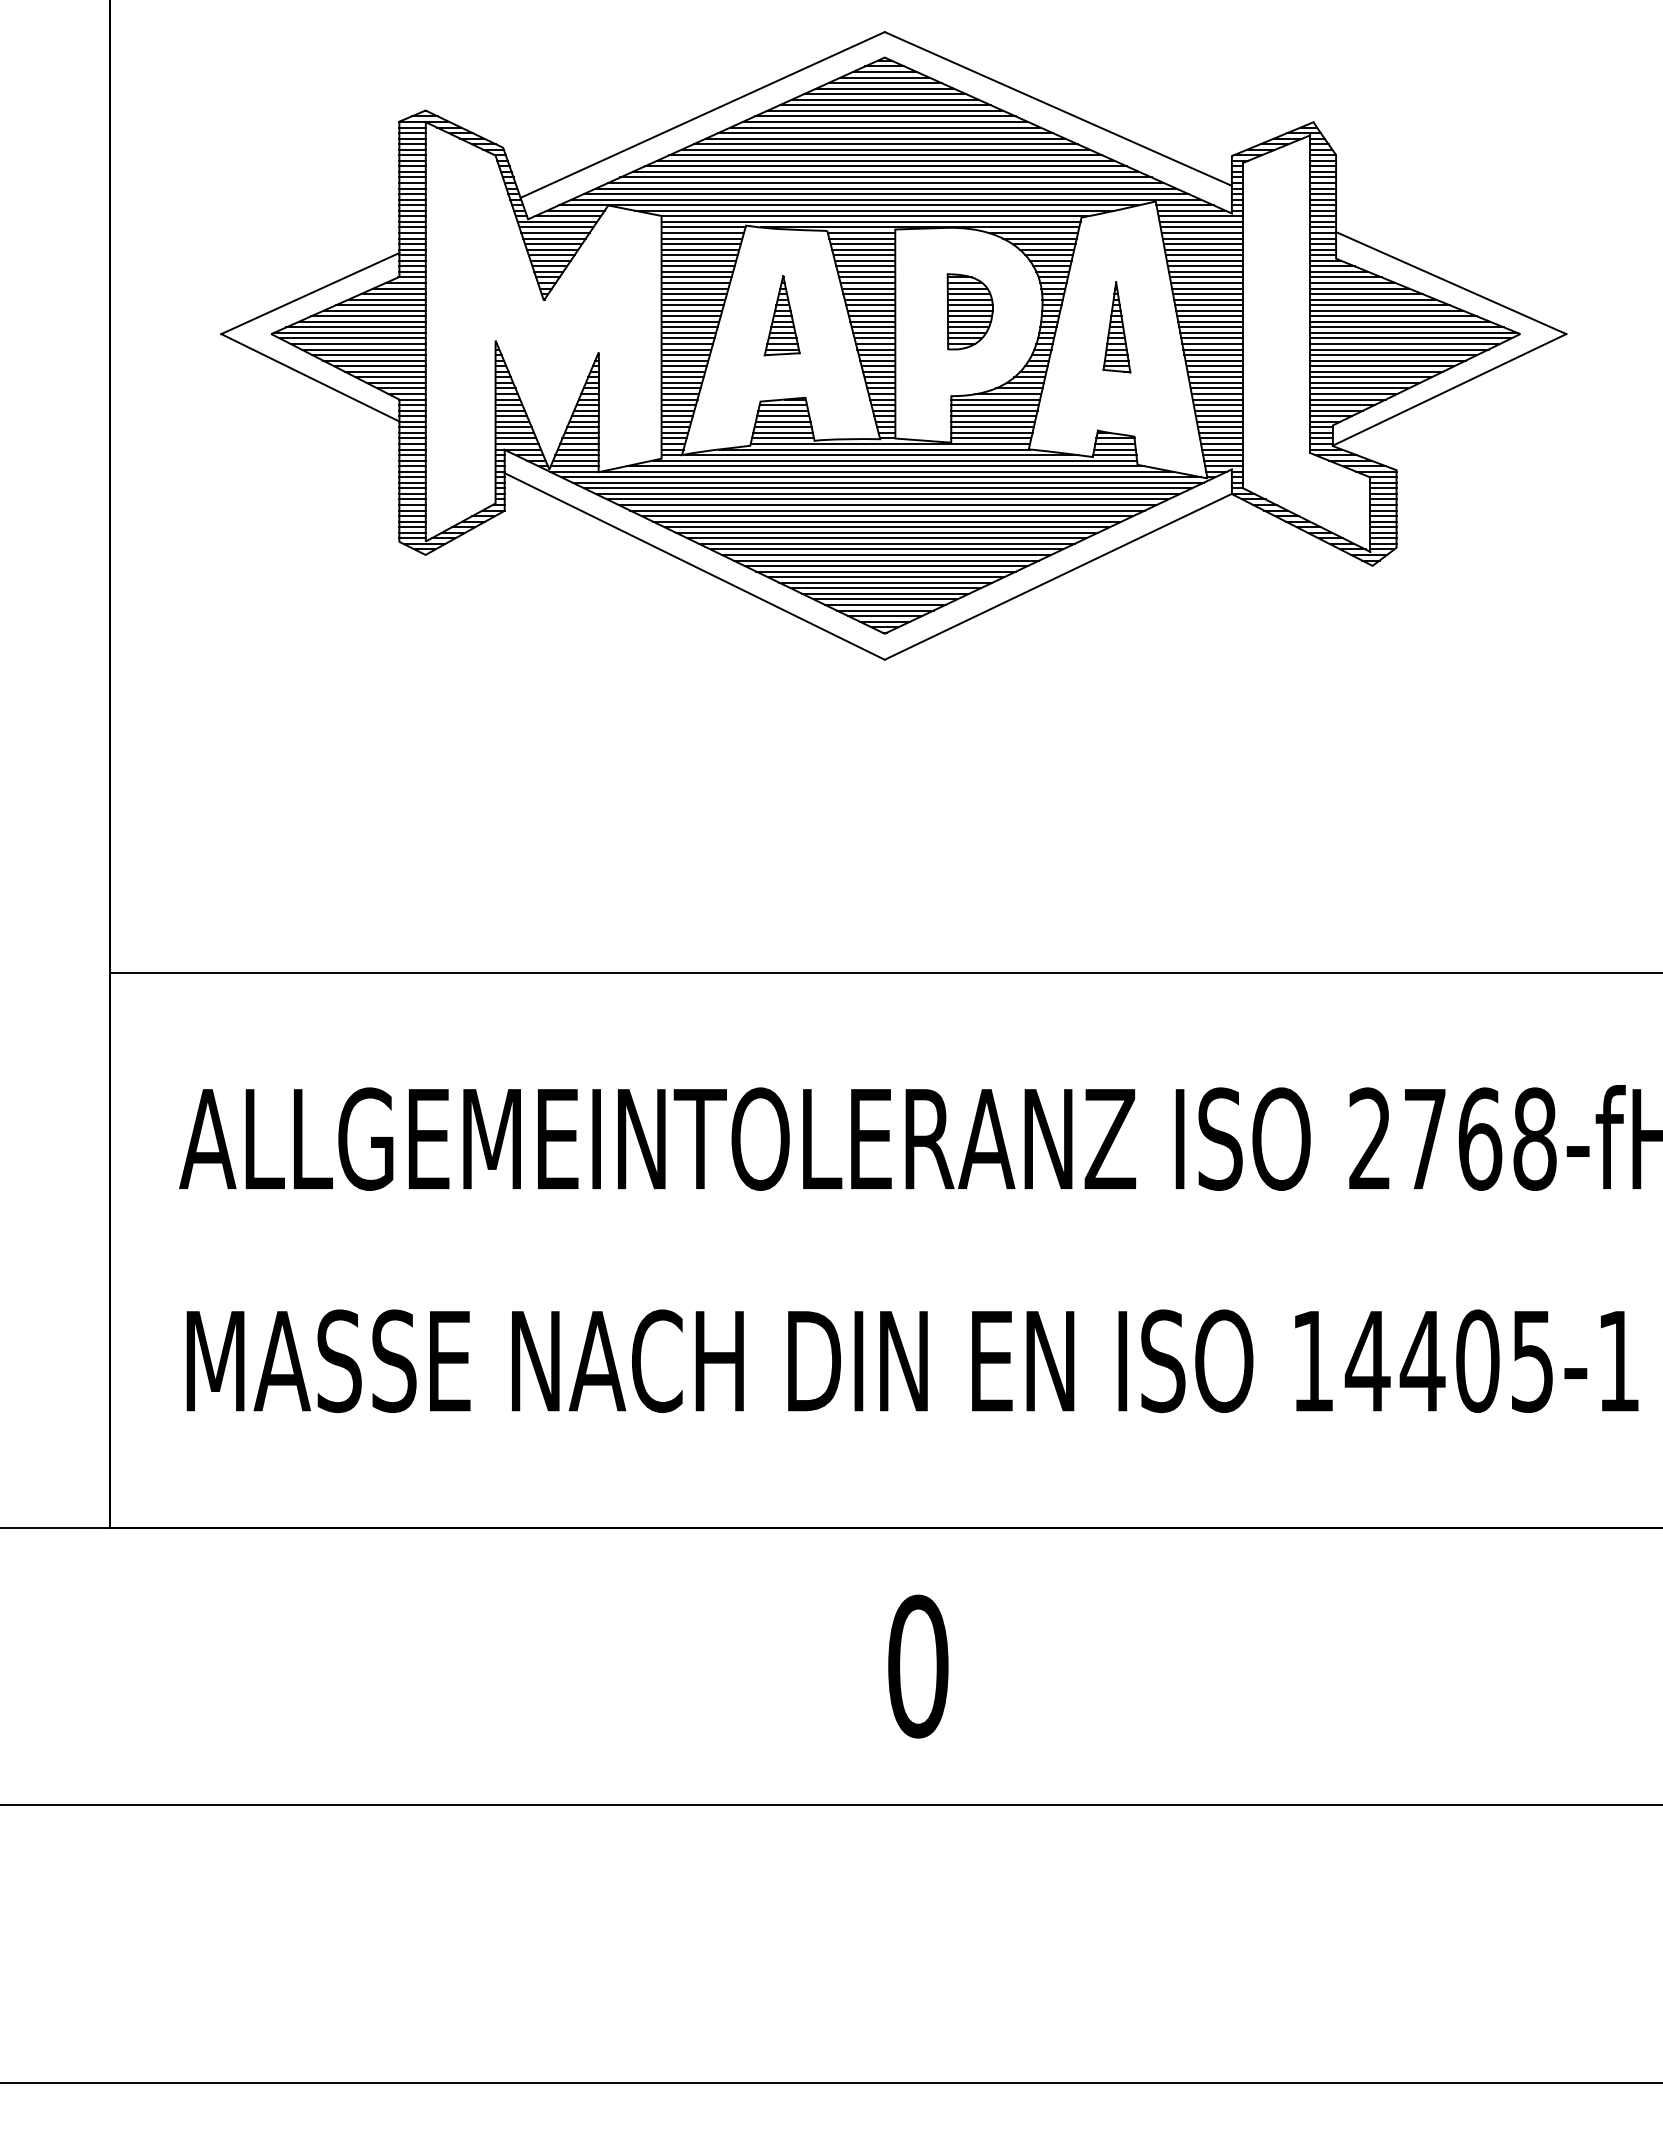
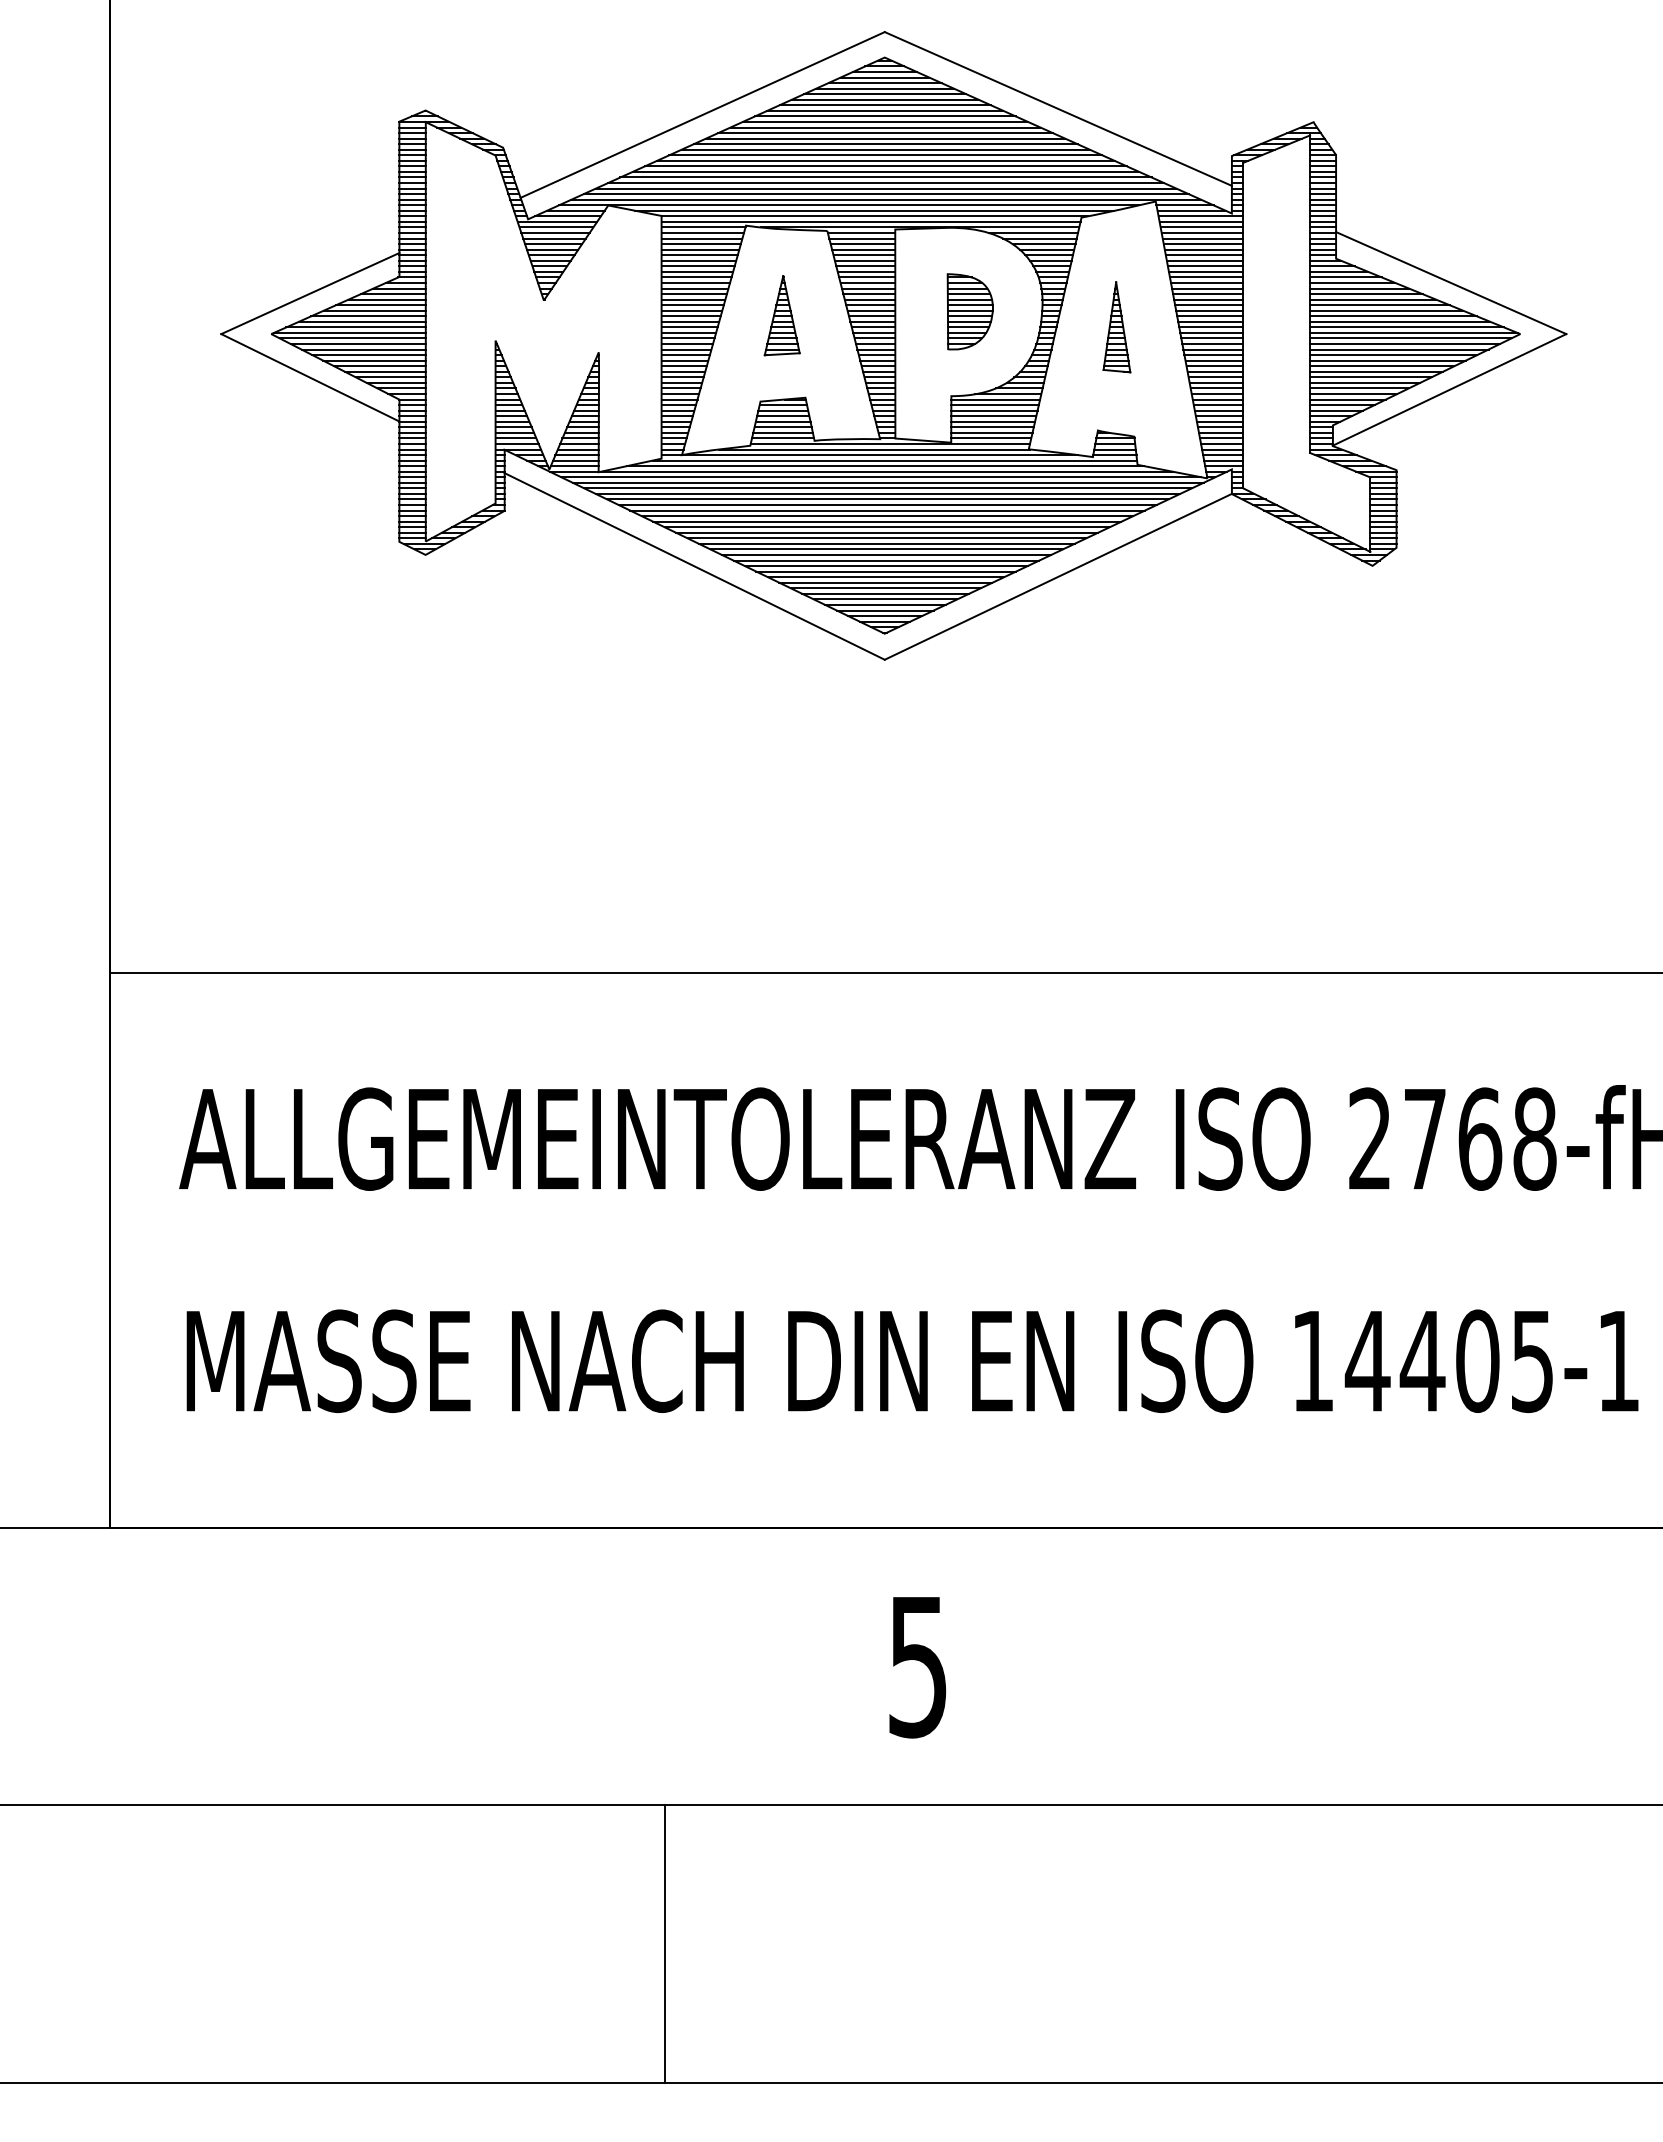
text: 0 -> 5 (918, 1666)
line: none -> present (665, 1943)
